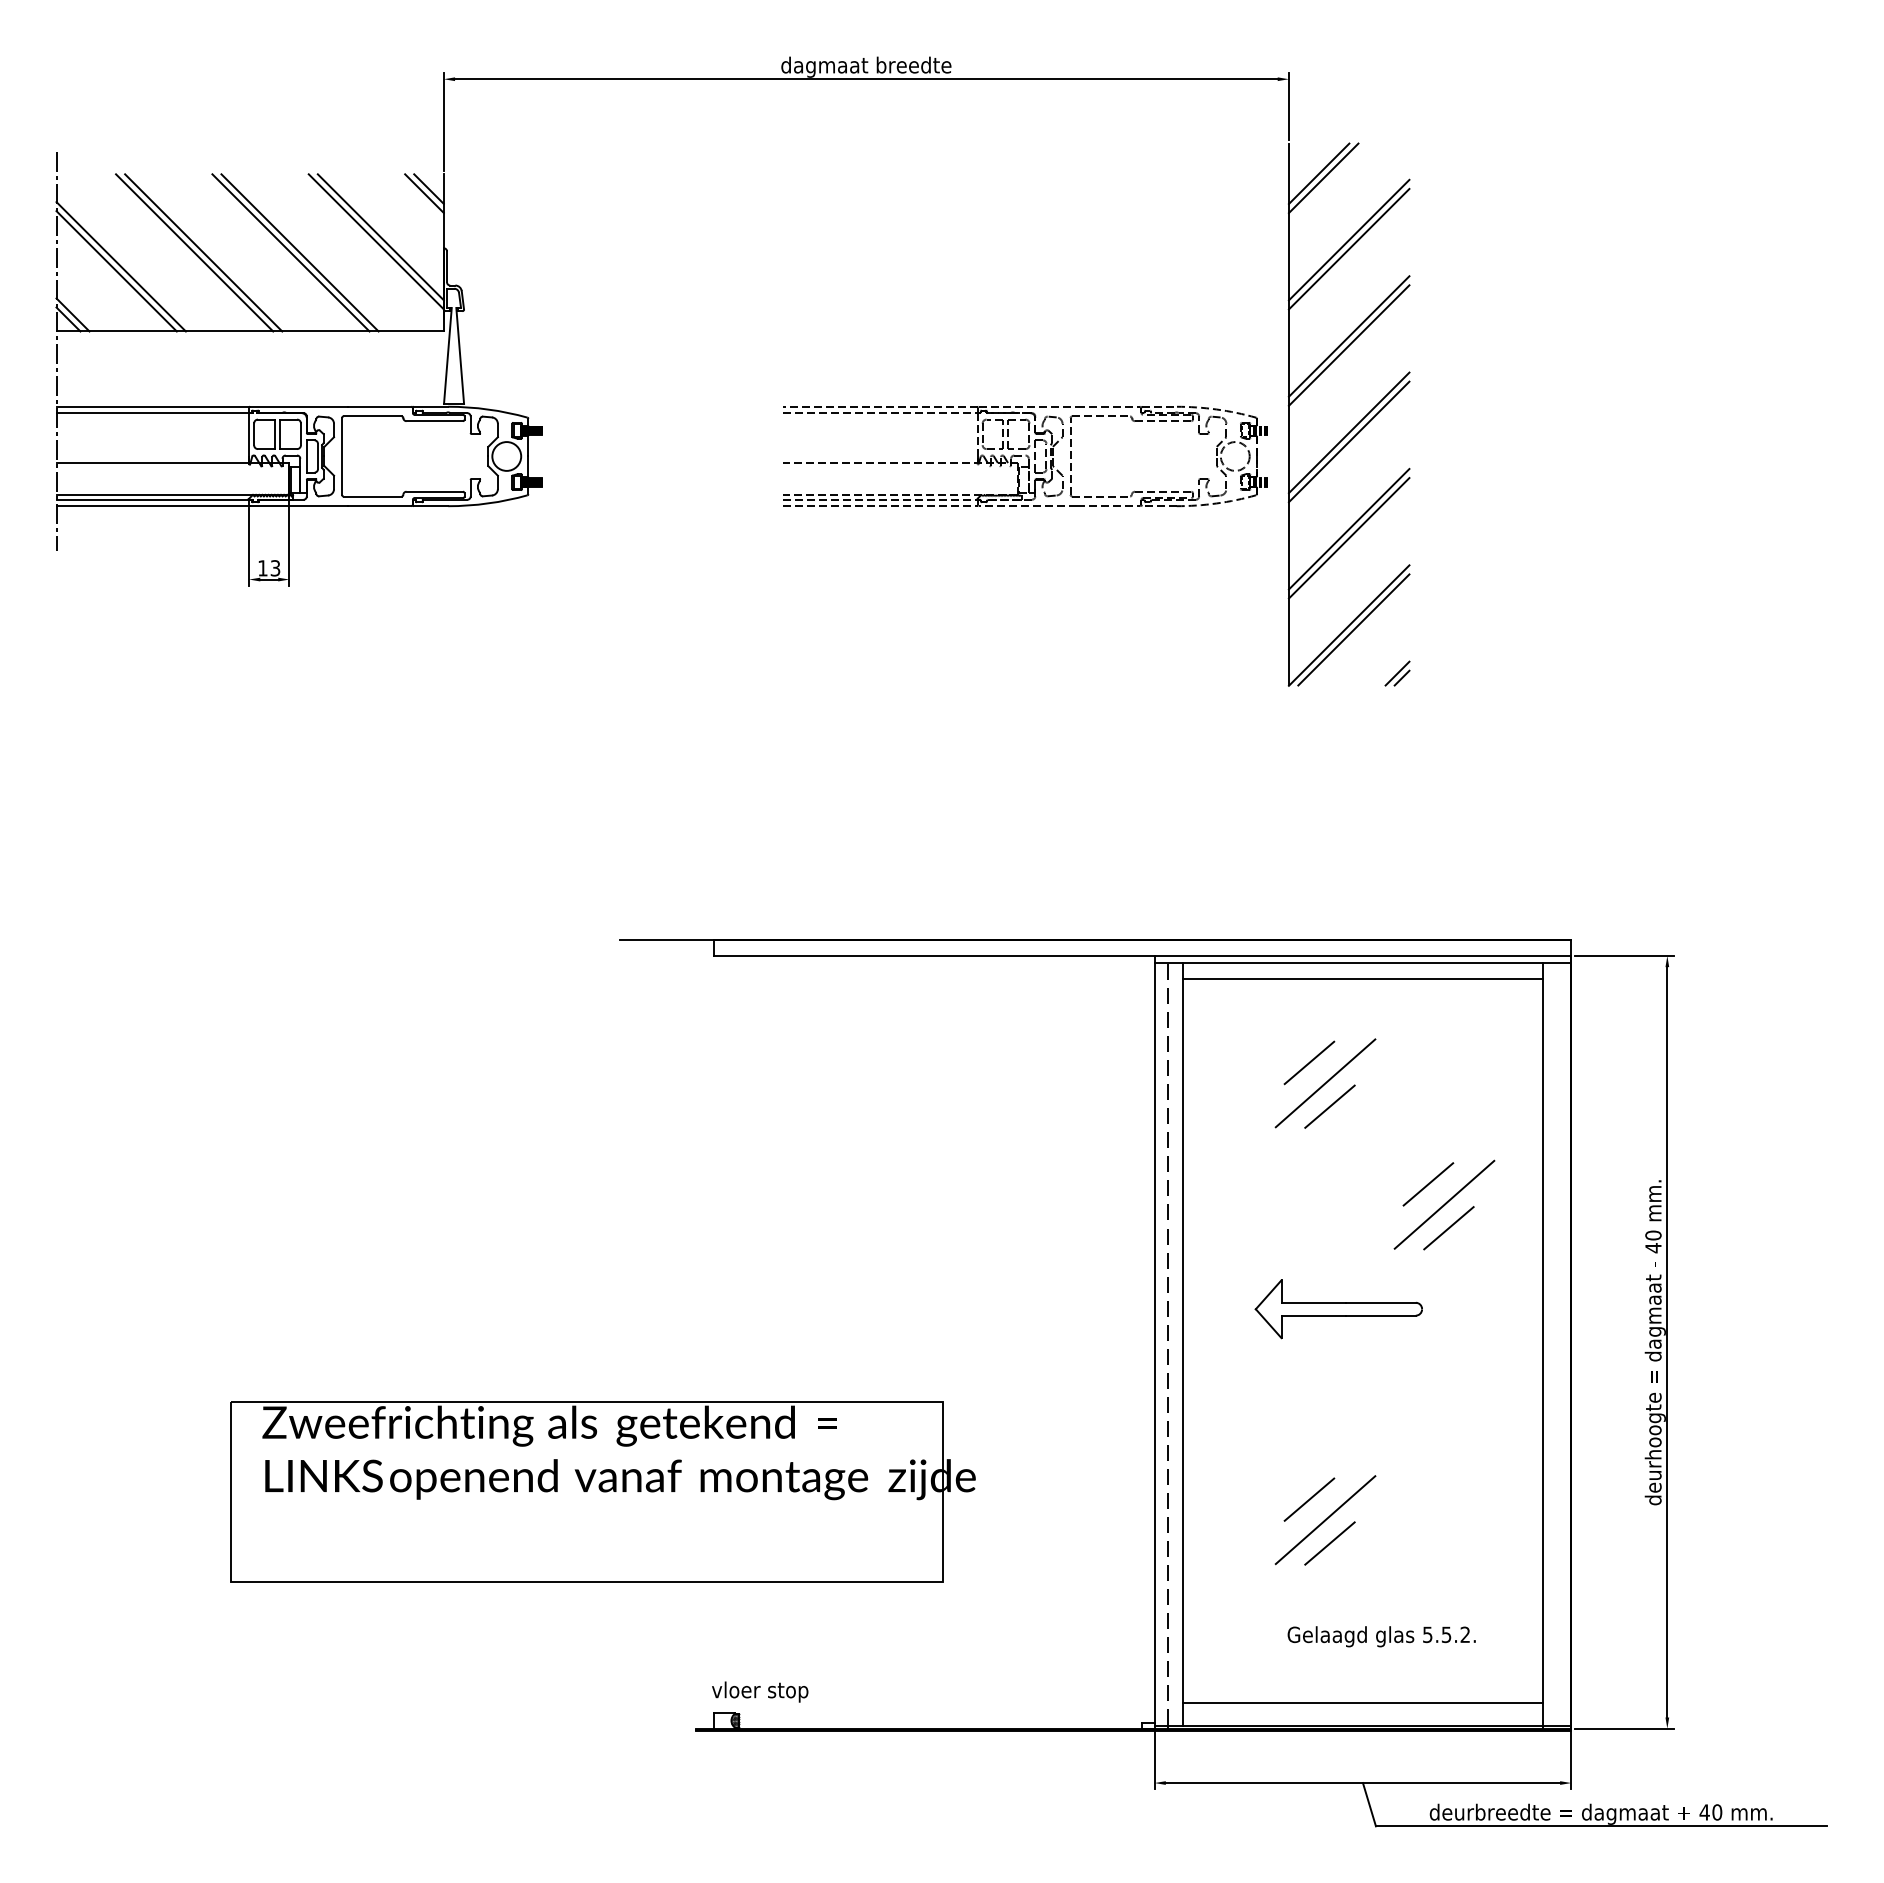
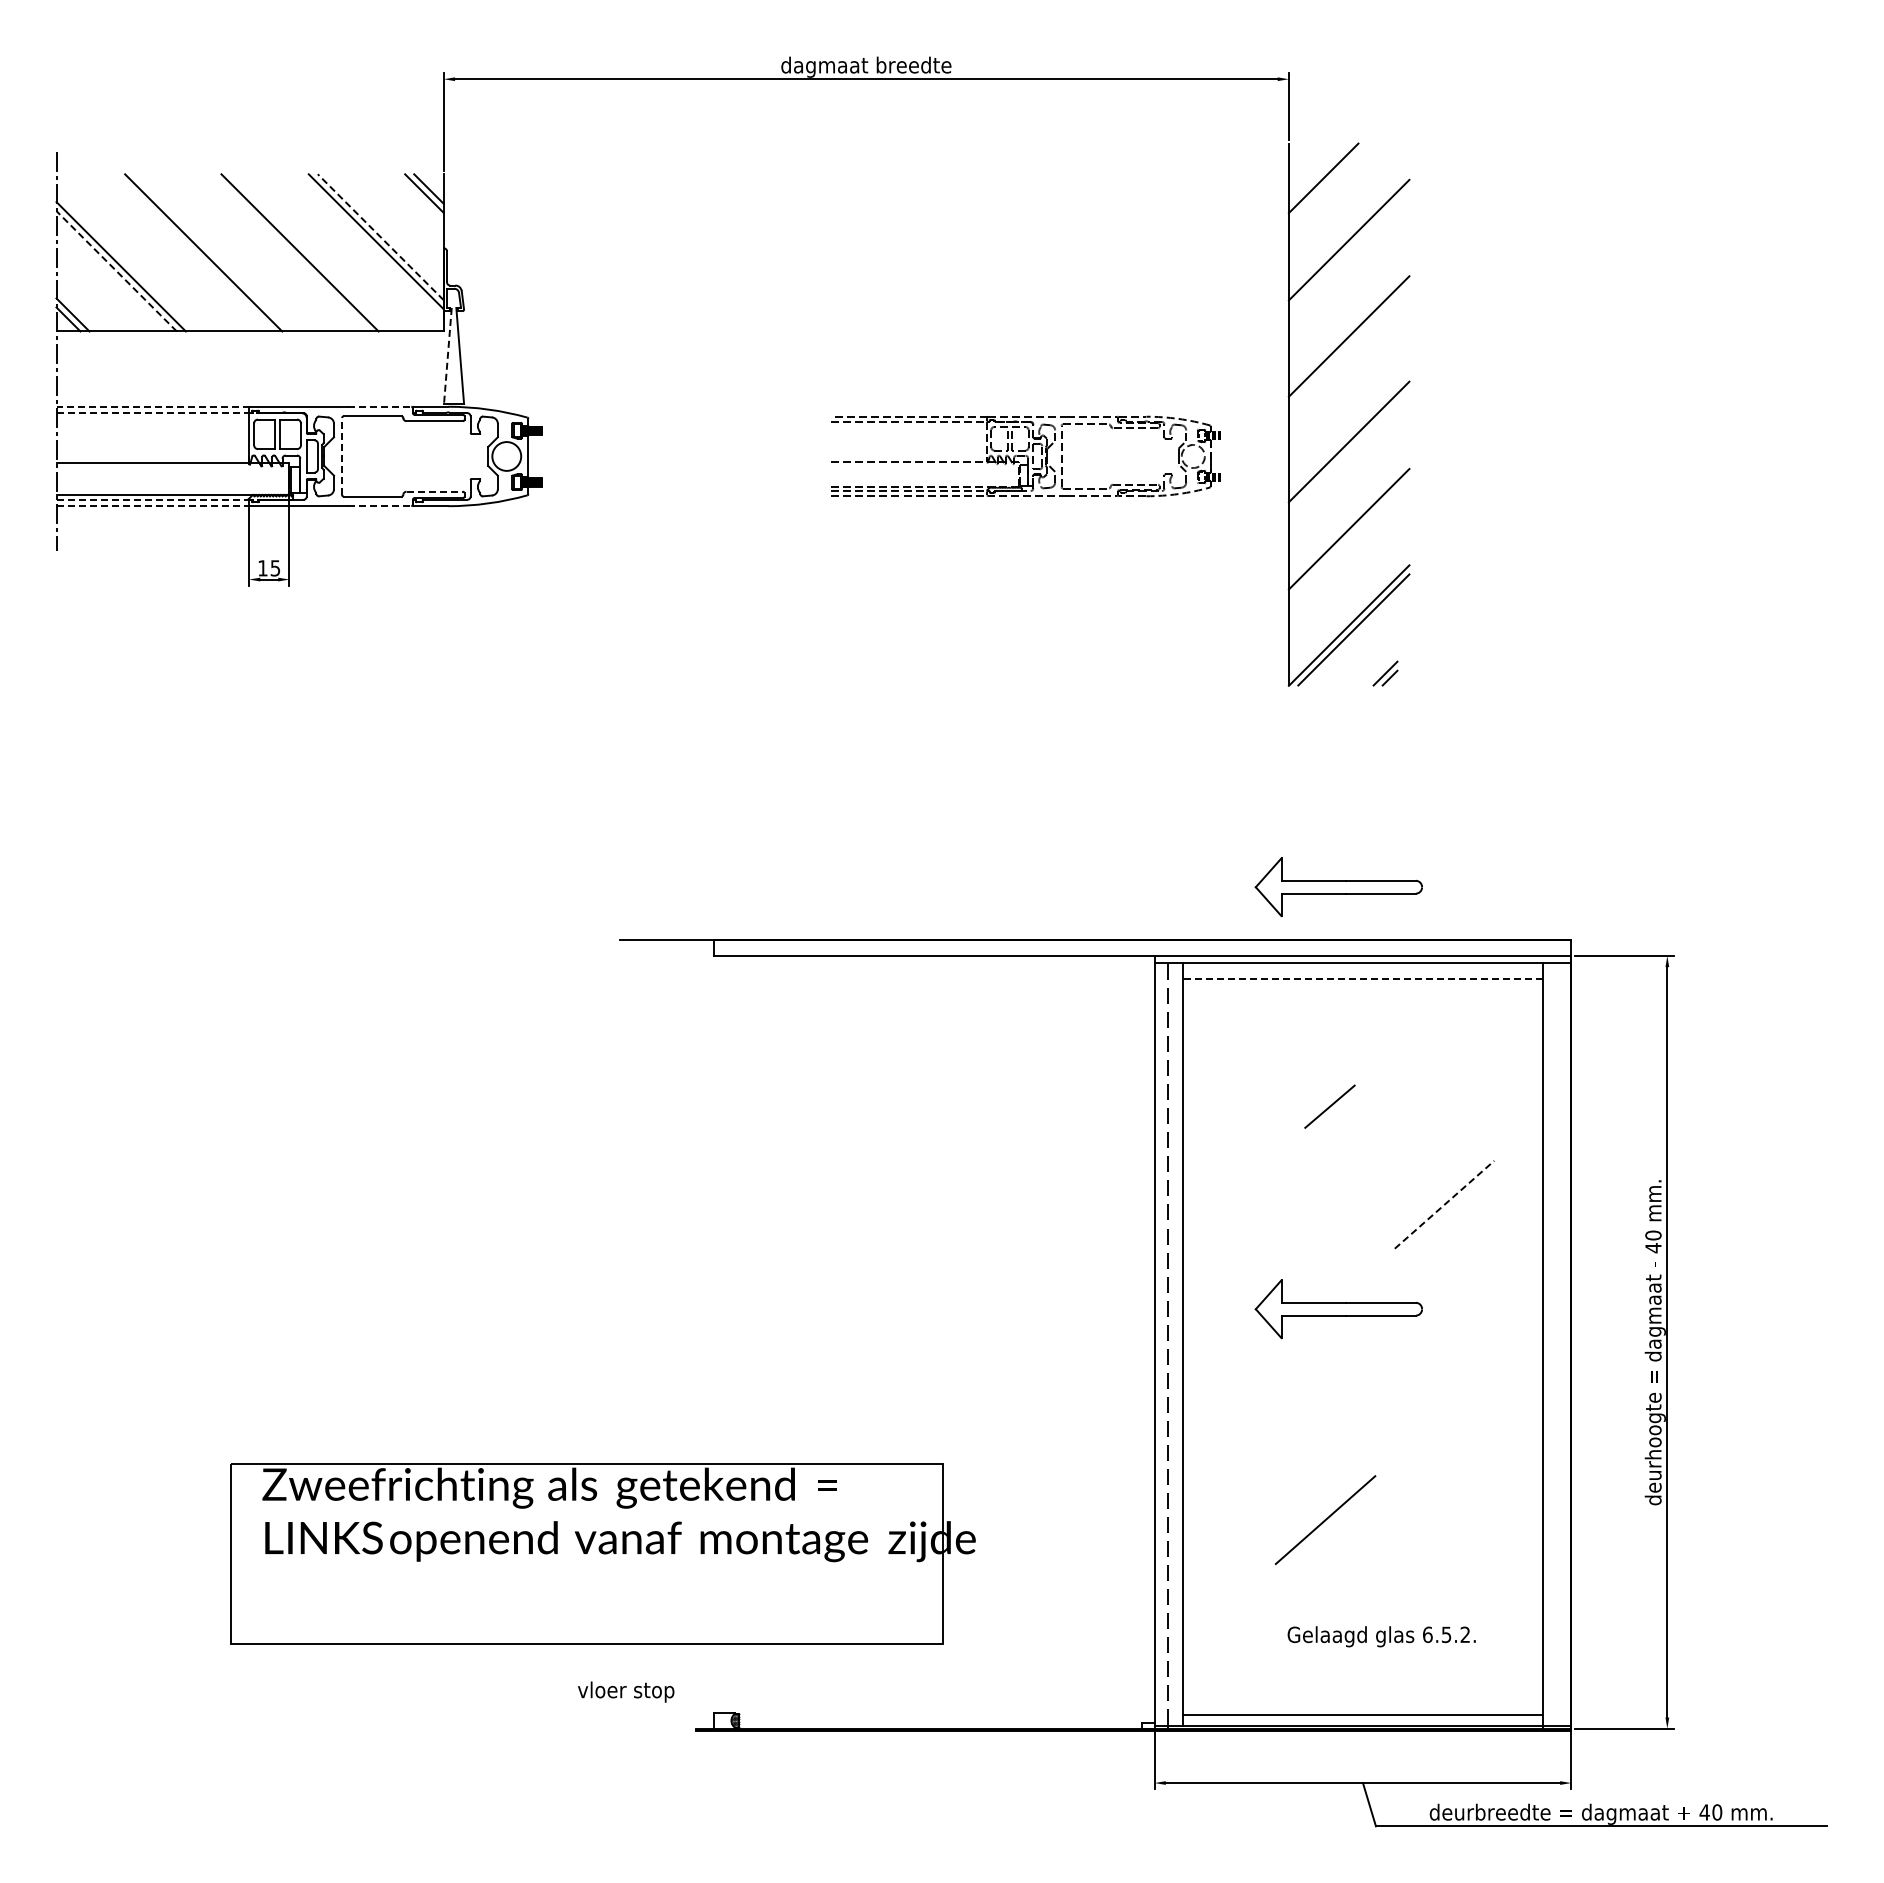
line: present -> none (1318, 173)
line: solid -> dashed (380, 236)
line: present -> none (1348, 248)
line: present -> none (194, 252)
line: present -> none (290, 252)
line: solid -> dashed (116, 270)
line: present -> none (1348, 345)
line: solid -> dashed (447, 356)
line: solid -> dashed (153, 406)
line: solid -> dashed (380, 406)
line: solid -> dashed (153, 413)
line: present -> none (1348, 432)
line: solid -> dashed (342, 455)
part size: 485x103 px -> 390x83 px (1025, 456)
line: solid -> dashed (435, 491)
line: solid -> dashed (153, 499)
line: solid -> dashed (153, 506)
line: solid -> dashed (380, 506)
line: present -> none (1348, 538)
text: 13 -> 15 (275, 567)
part position: (1397, 673) -> (1385, 673) (1385, 673)
part: none -> present (1338, 887)
line: solid -> dashed (1362, 979)
line: present -> none (1309, 1062)
line: present -> none (1325, 1083)
line: present -> none (1428, 1184)
line: solid -> dashed (1444, 1204)
line: present -> none (1448, 1228)
part position: (602, 1491) -> (602, 1553) (602, 1553)
line: present -> none (1309, 1499)
line: present -> none (1329, 1543)
text: 5.5.2. -> 6.5.2. (1427, 1634)
text position: (760, 1691) -> (626, 1691) (626, 1691)
line position: (1362, 1703) -> (1362, 1715) (1362, 1715)
